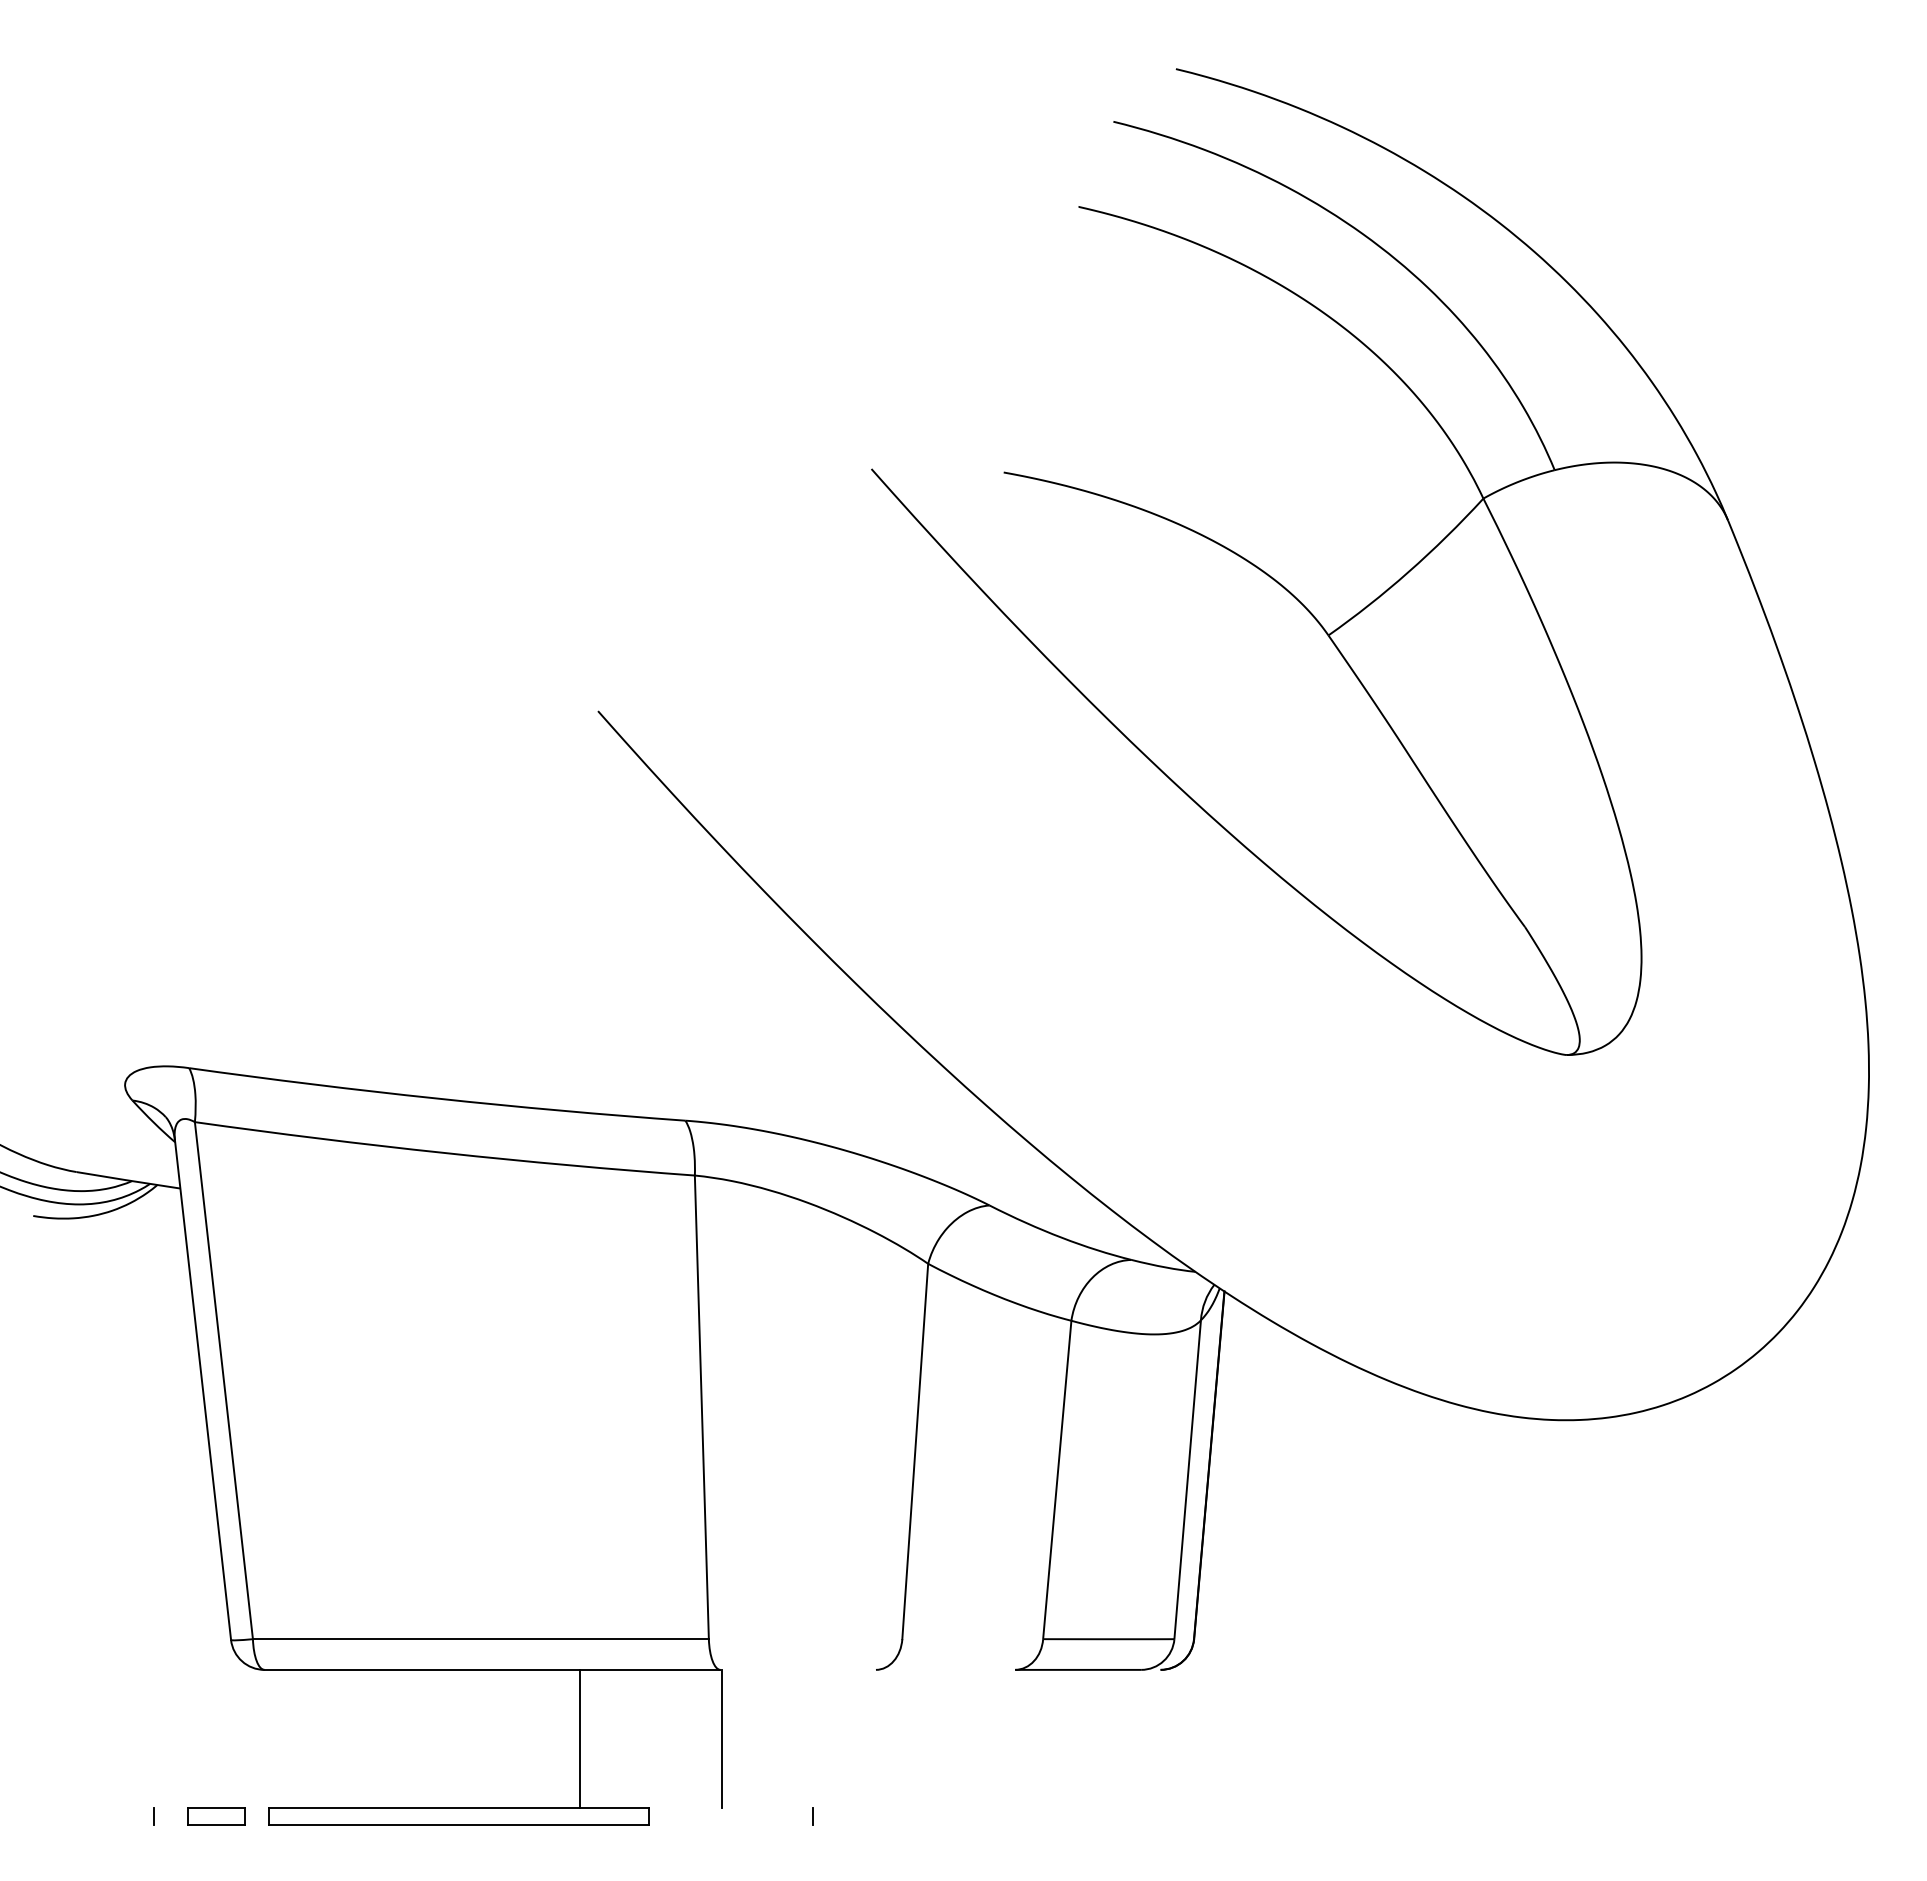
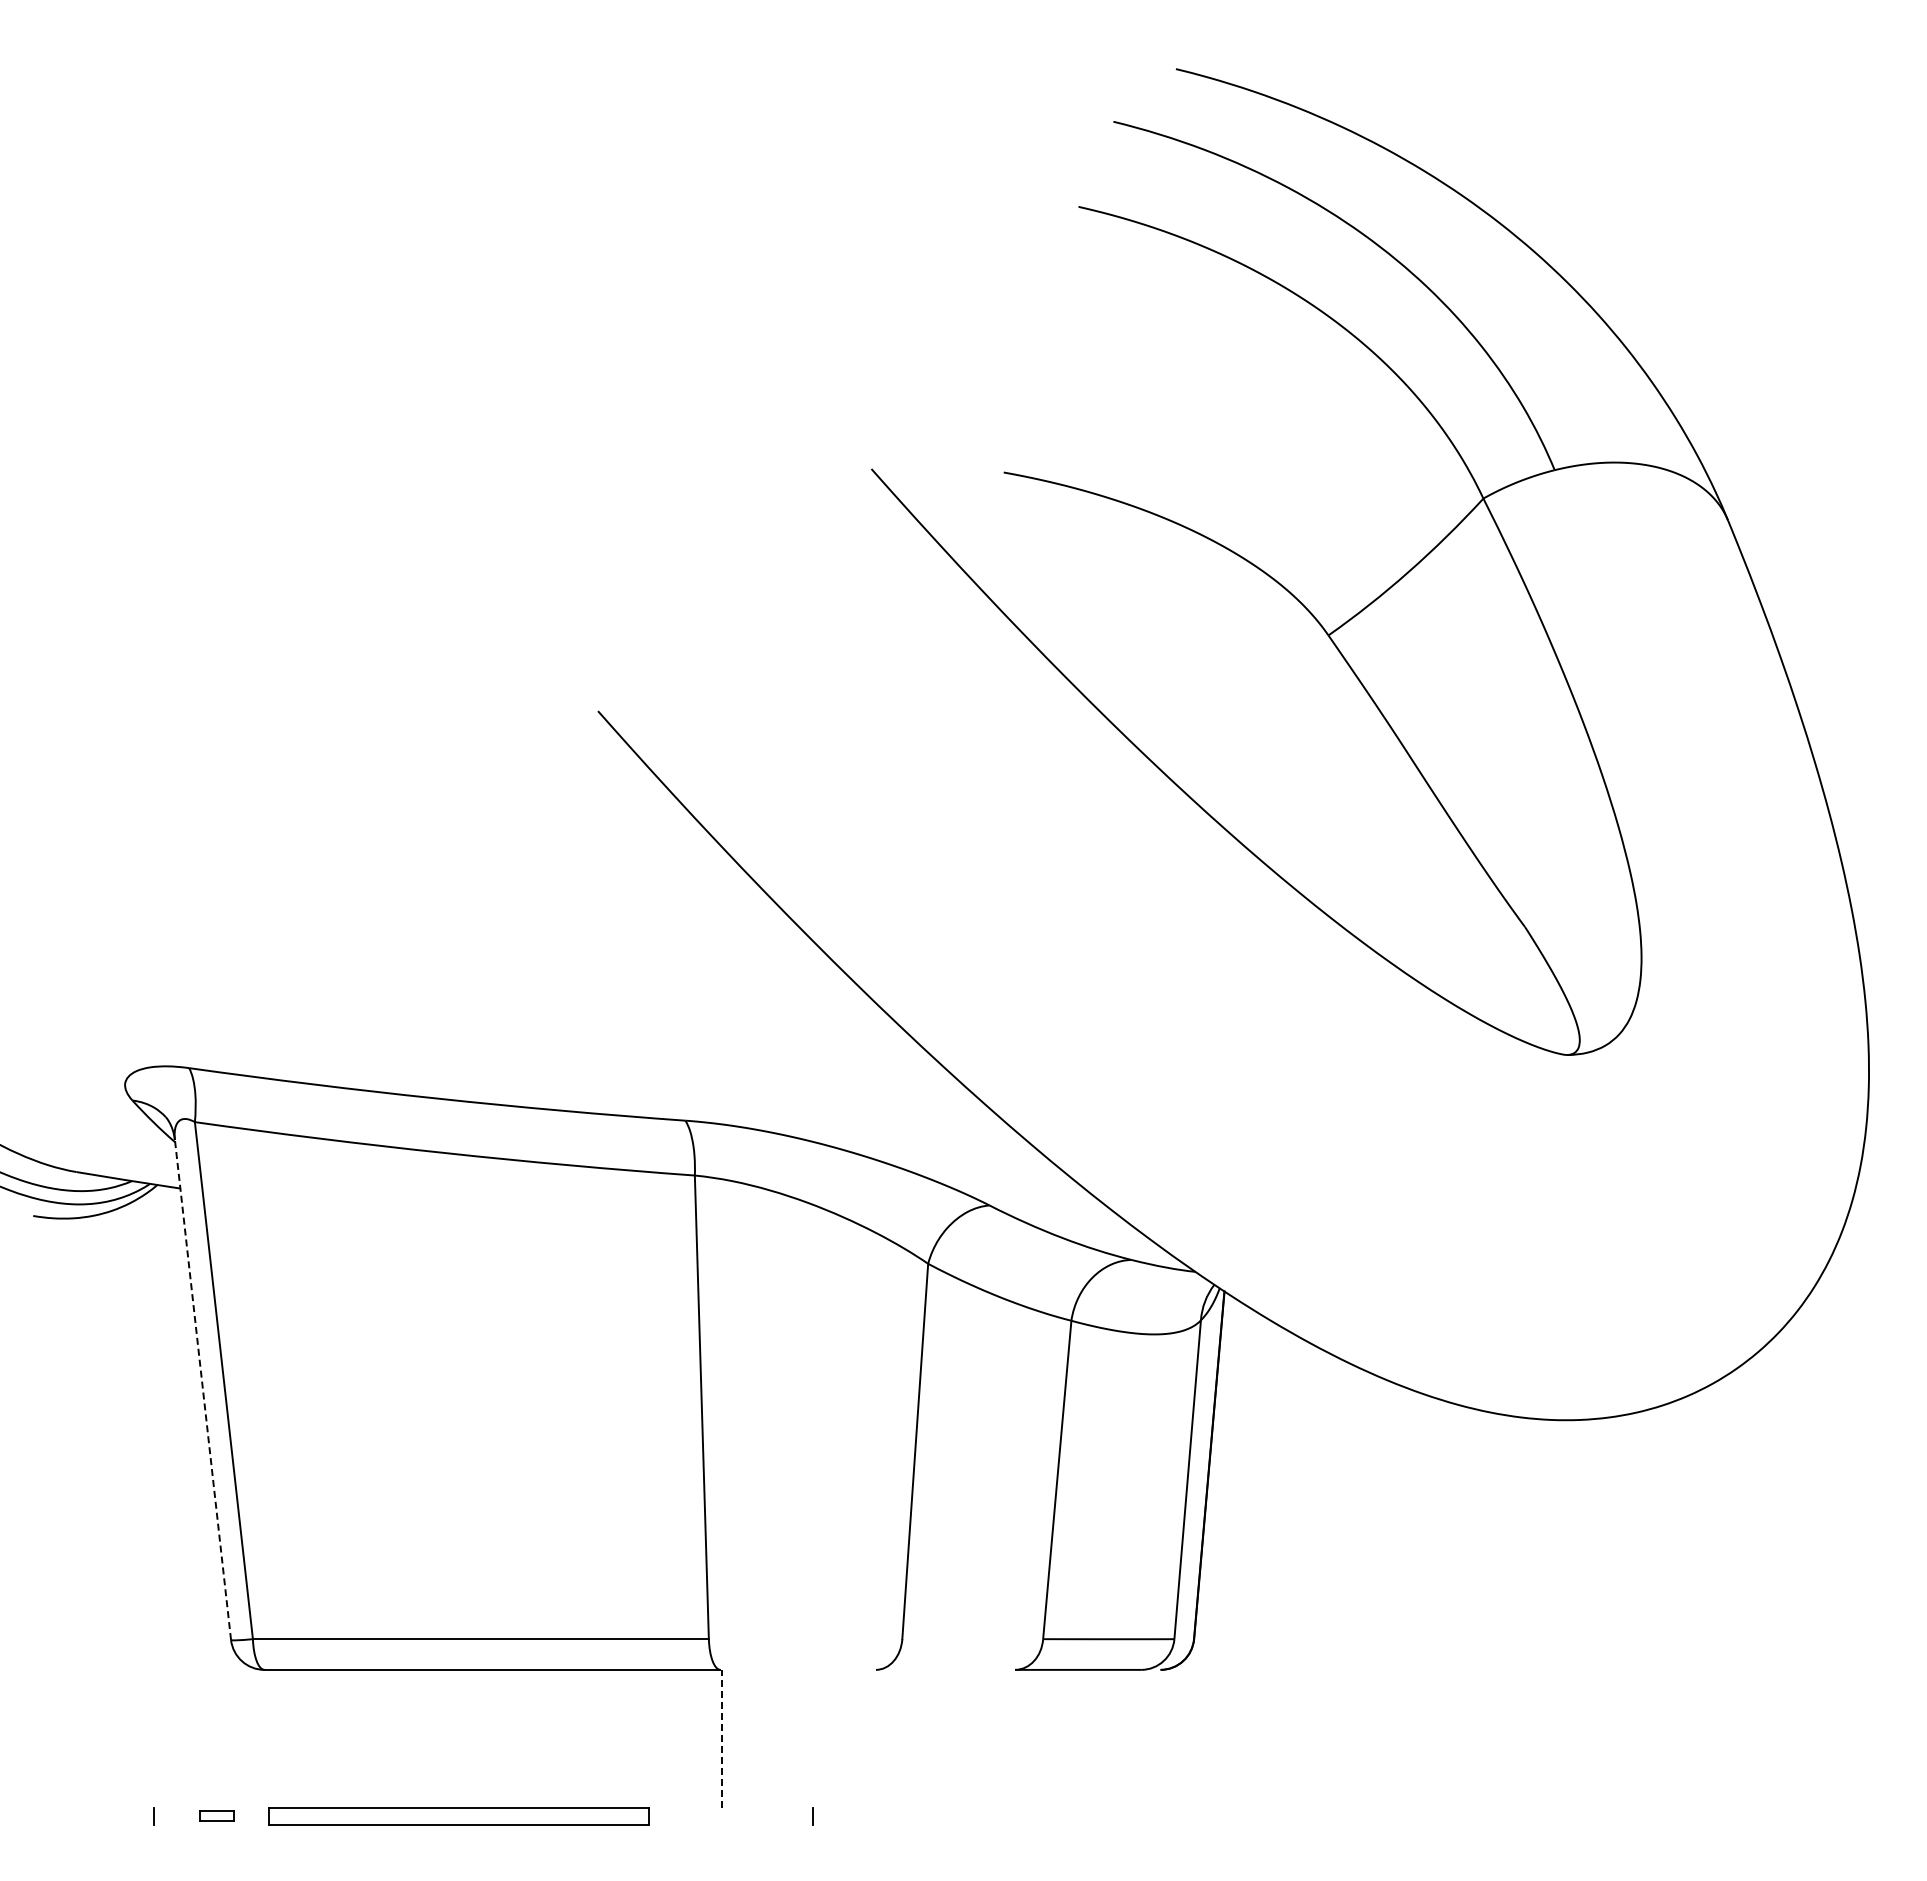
line: solid -> dashed (203, 1389)
line: present -> none (579, 1738)
line: solid -> dashed (722, 1738)
part size: 59x19 px -> 36x12 px (216, 1815)
